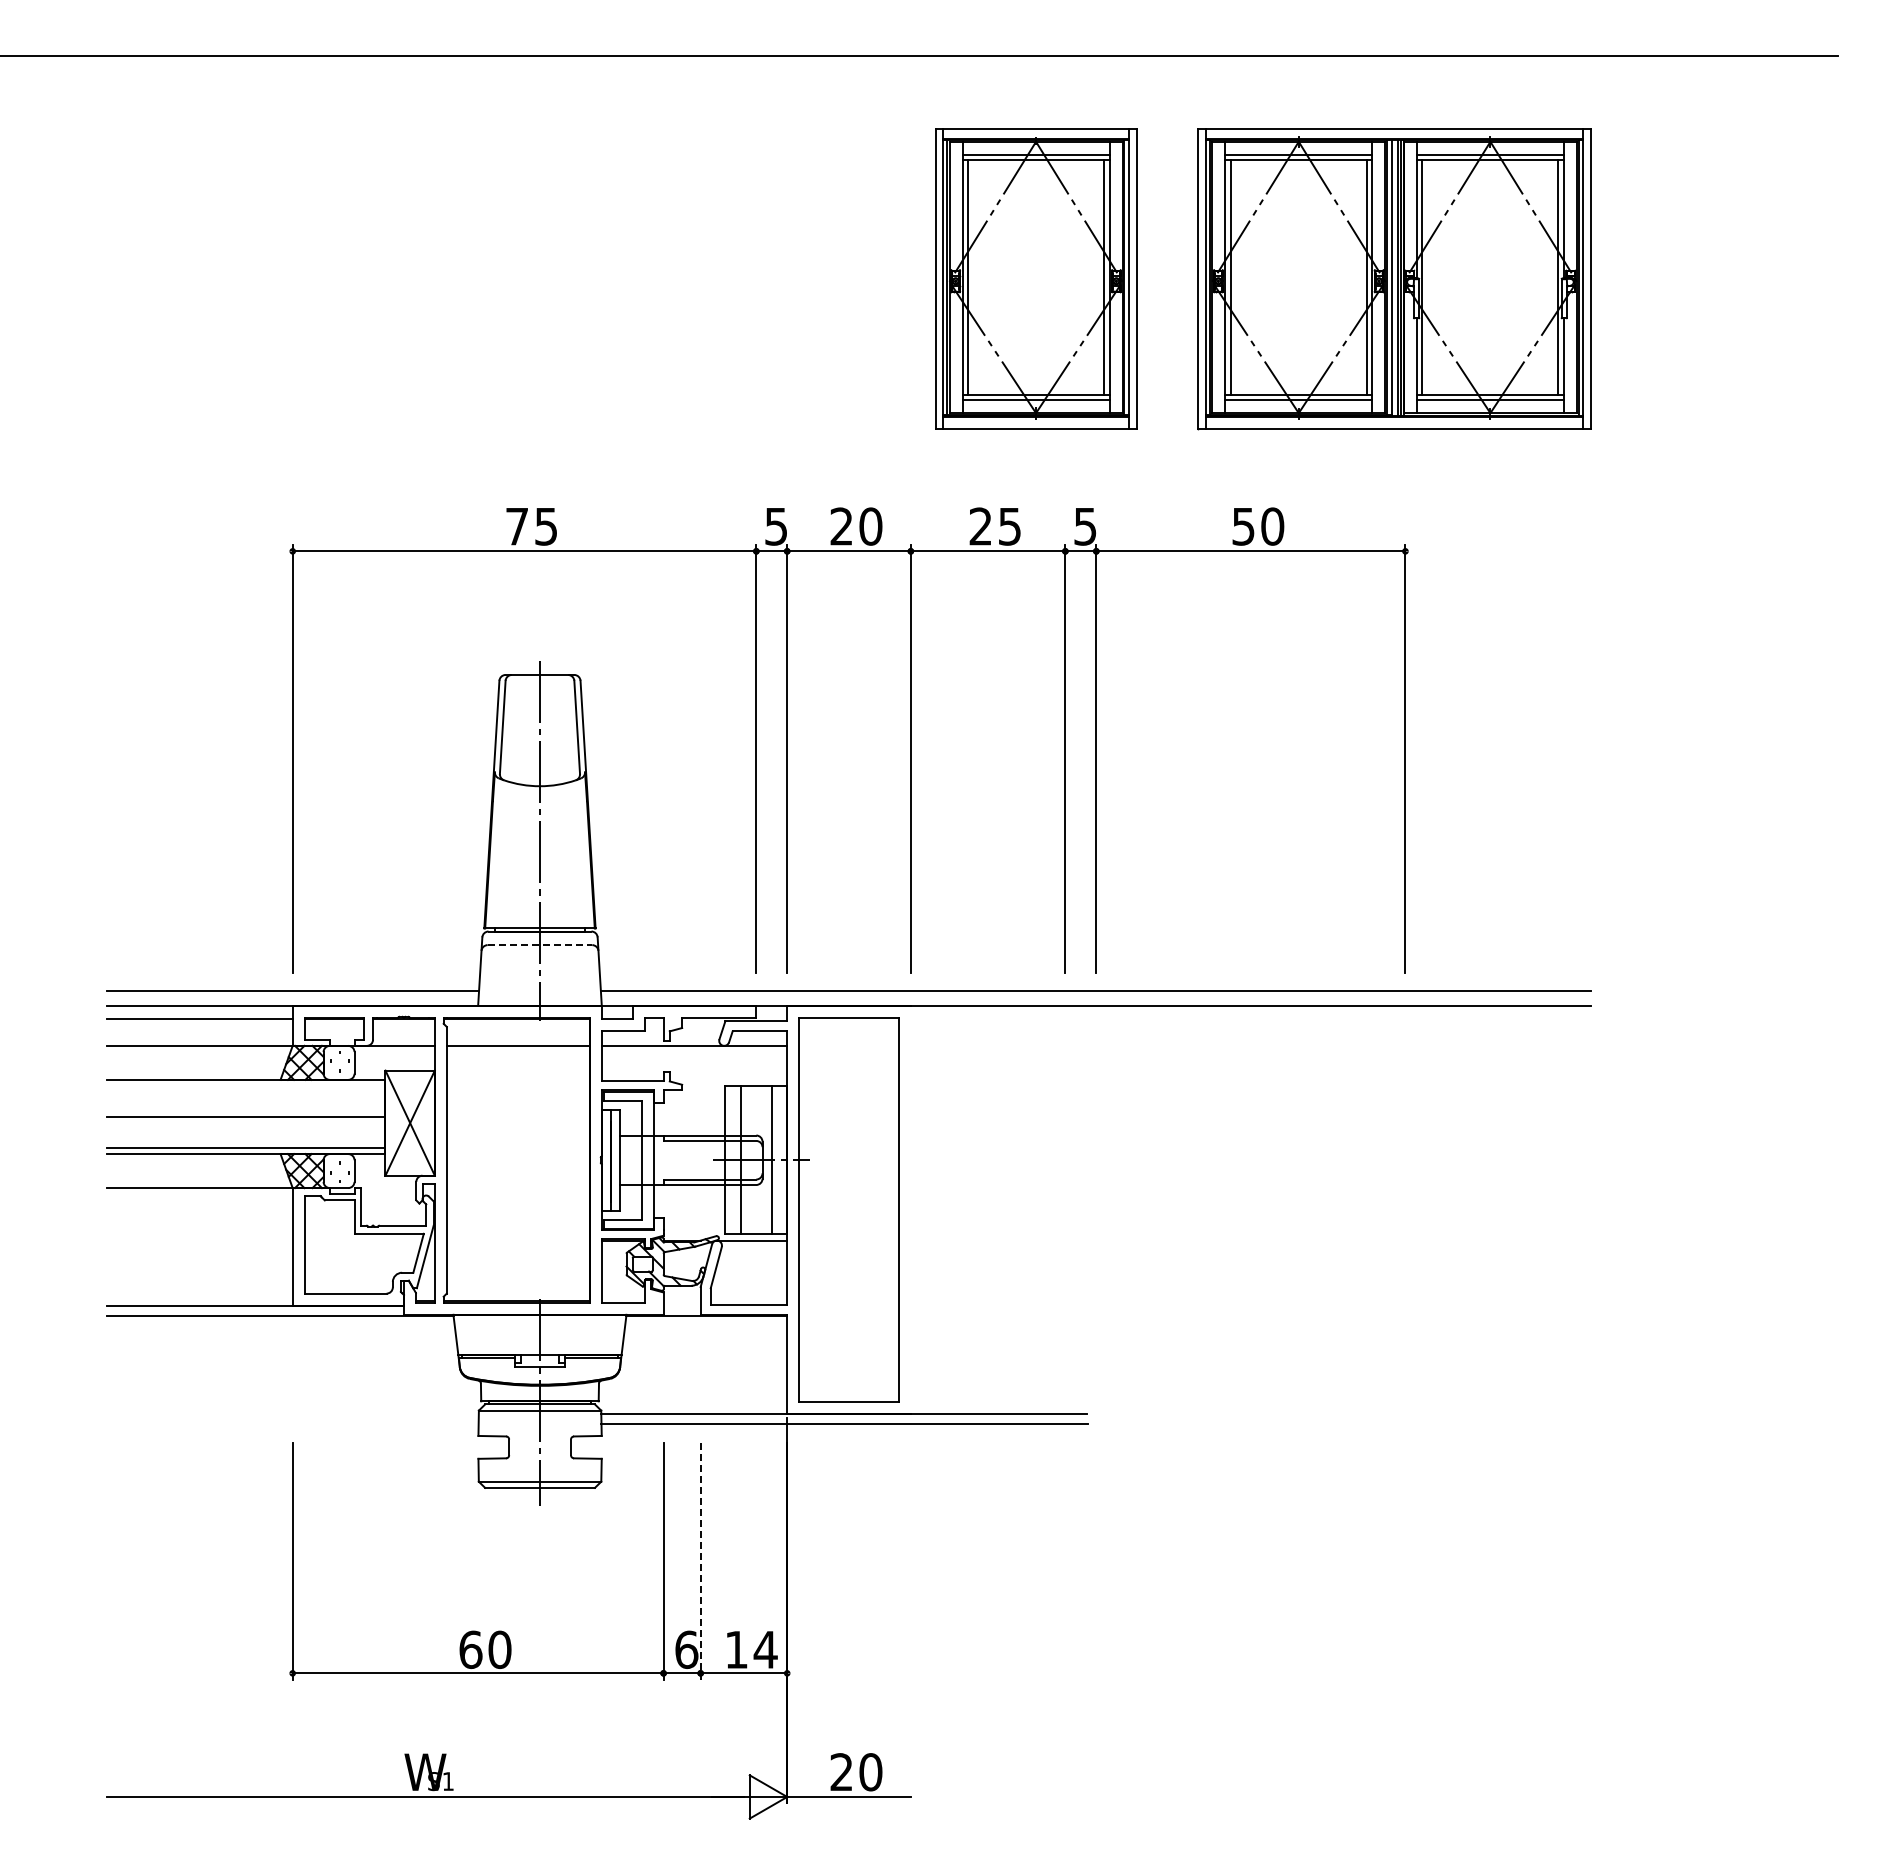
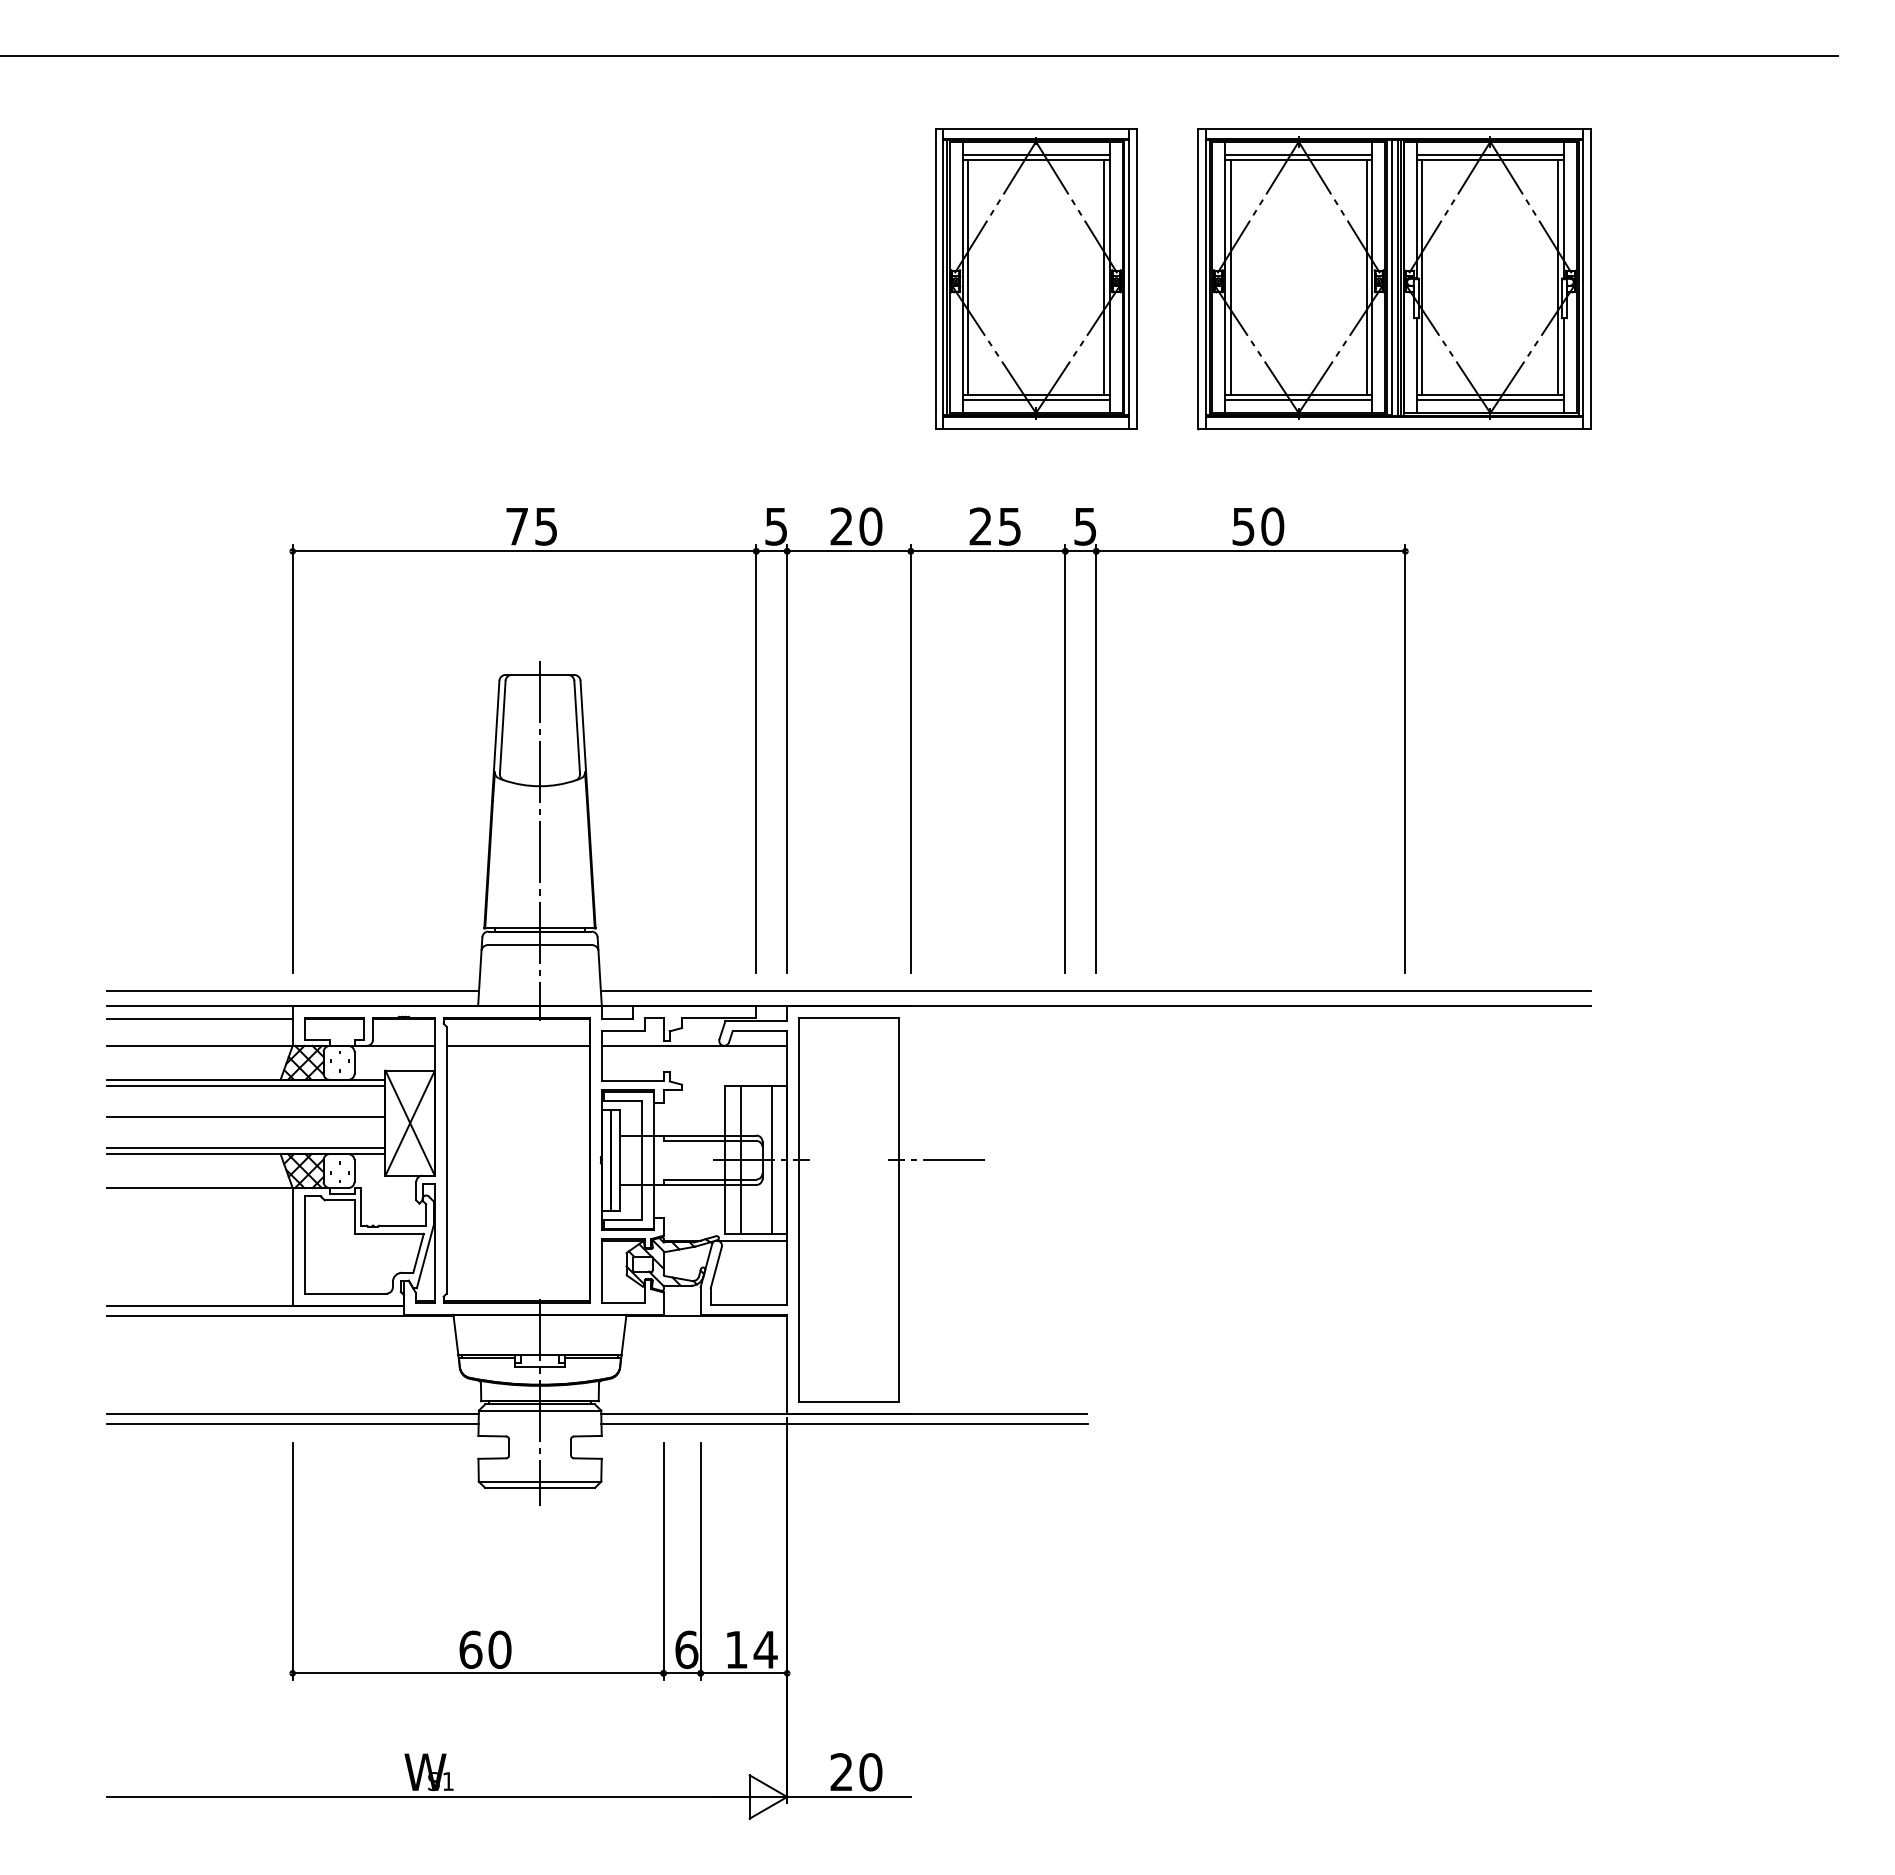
line: dashed -> solid (540, 945)
line: none -> present (246, 1086)
line: none -> present (936, 1160)
line: none -> present (292, 1414)
line: none -> present (292, 1424)
line: dashed -> solid (700, 1561)
